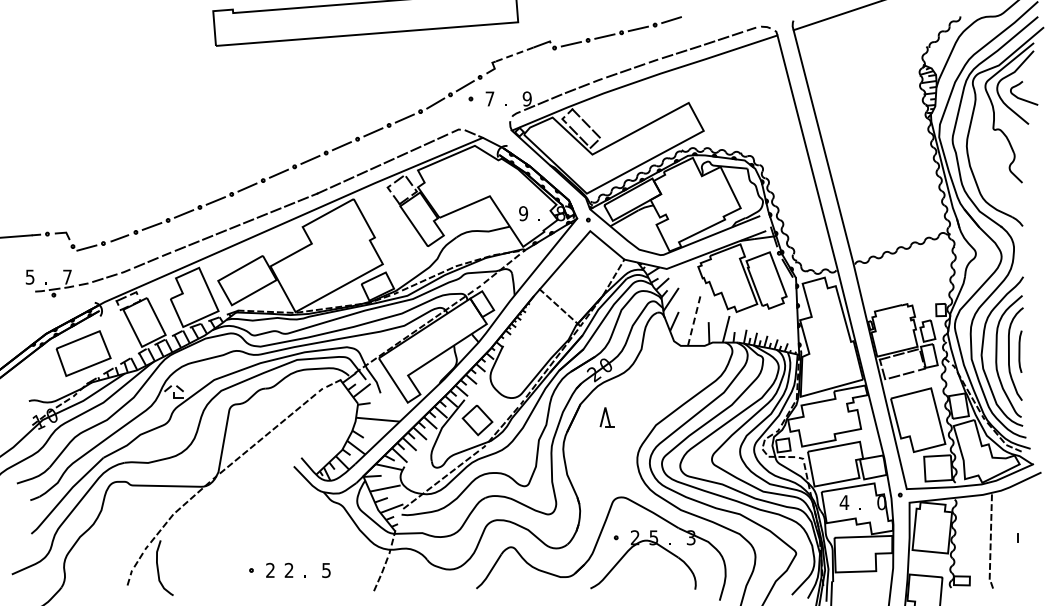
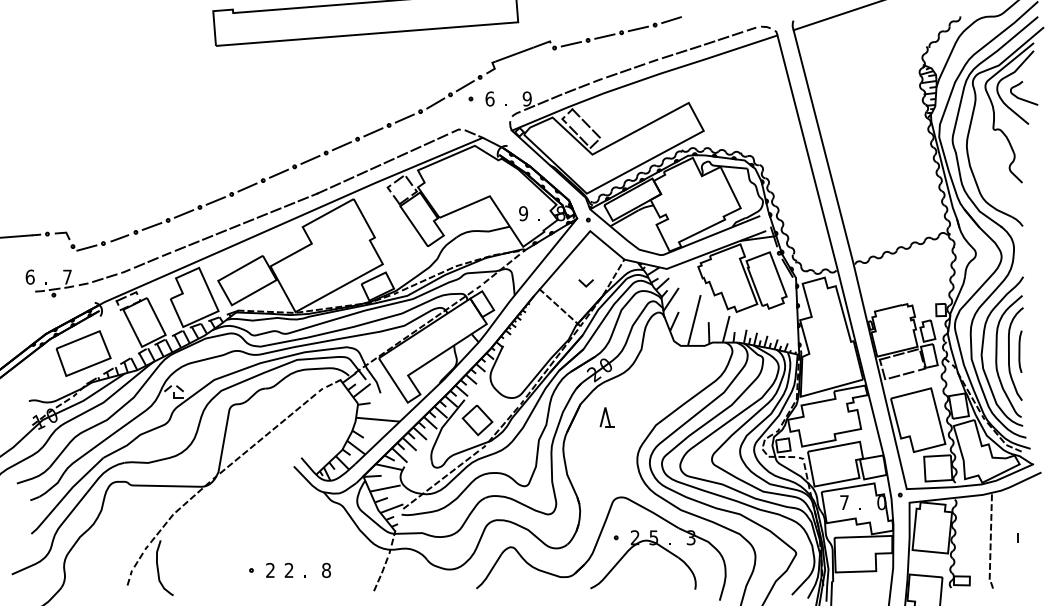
line: dashed -> solid (514, 54)
text: 7 -> 6 (489, 98)
text: 5 -> 6 (29, 276)
line: none -> present (584, 283)
line: dashed -> solid (694, 320)
text: 4 -> 7 (844, 502)
text: 5 -> 8 (326, 569)
